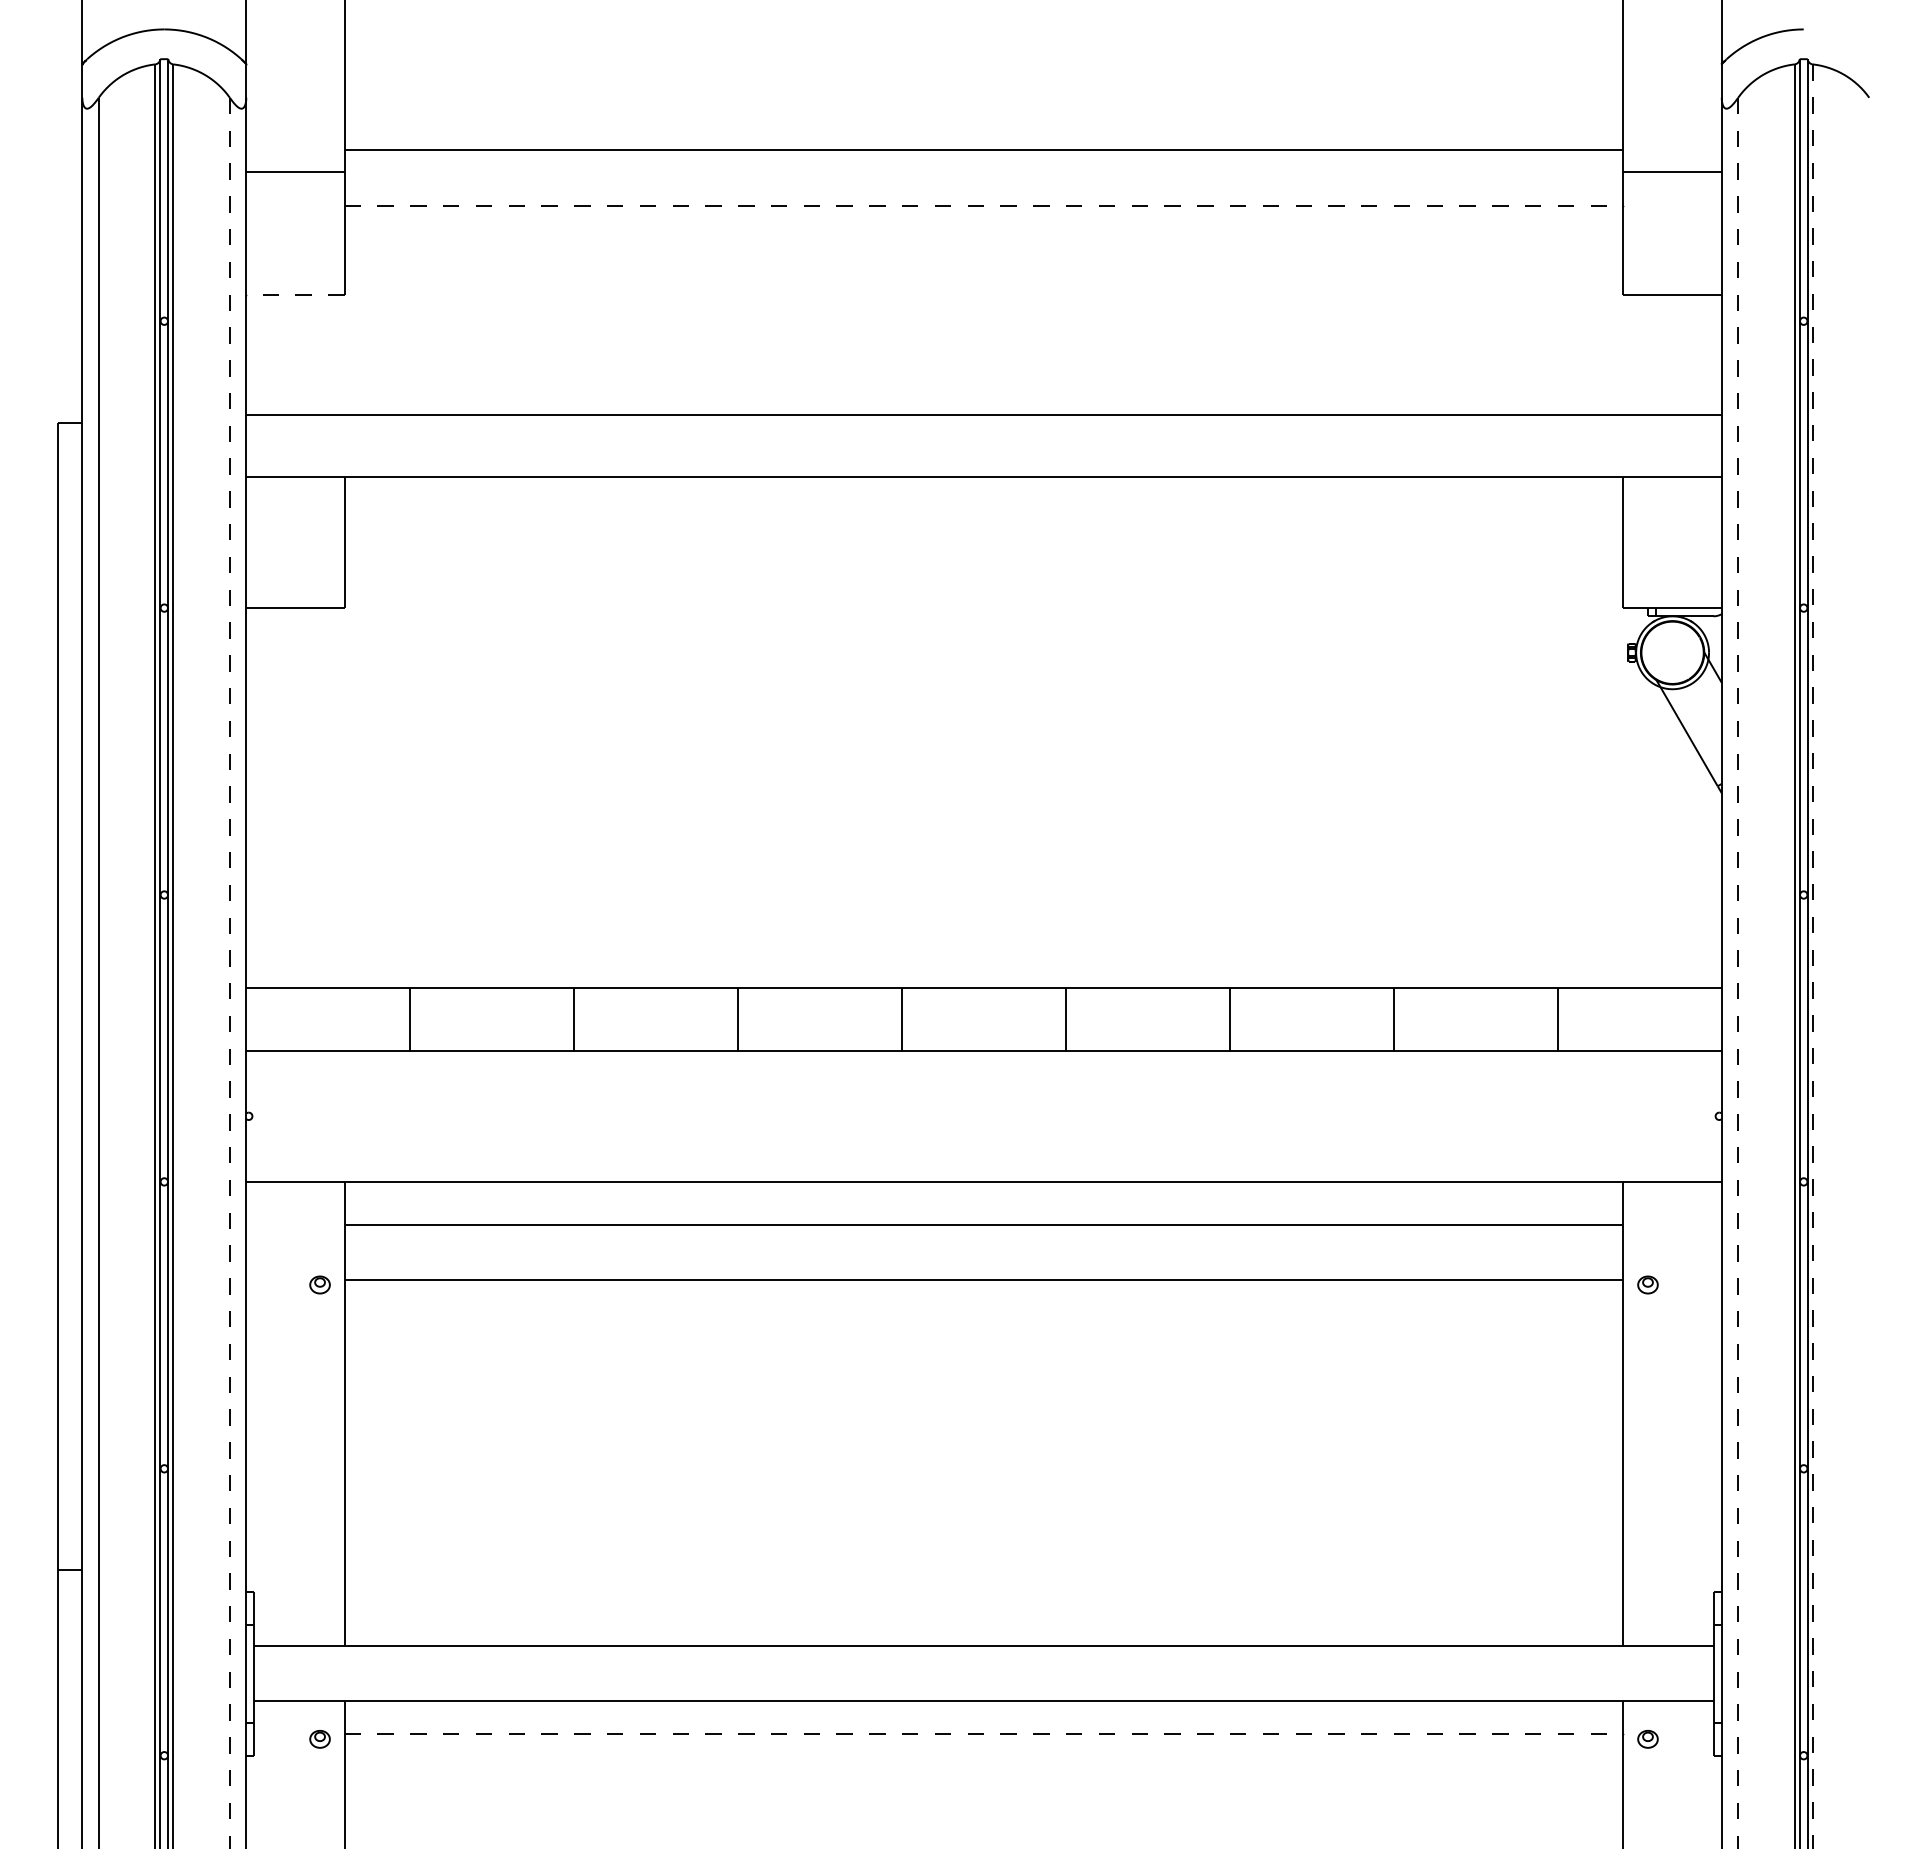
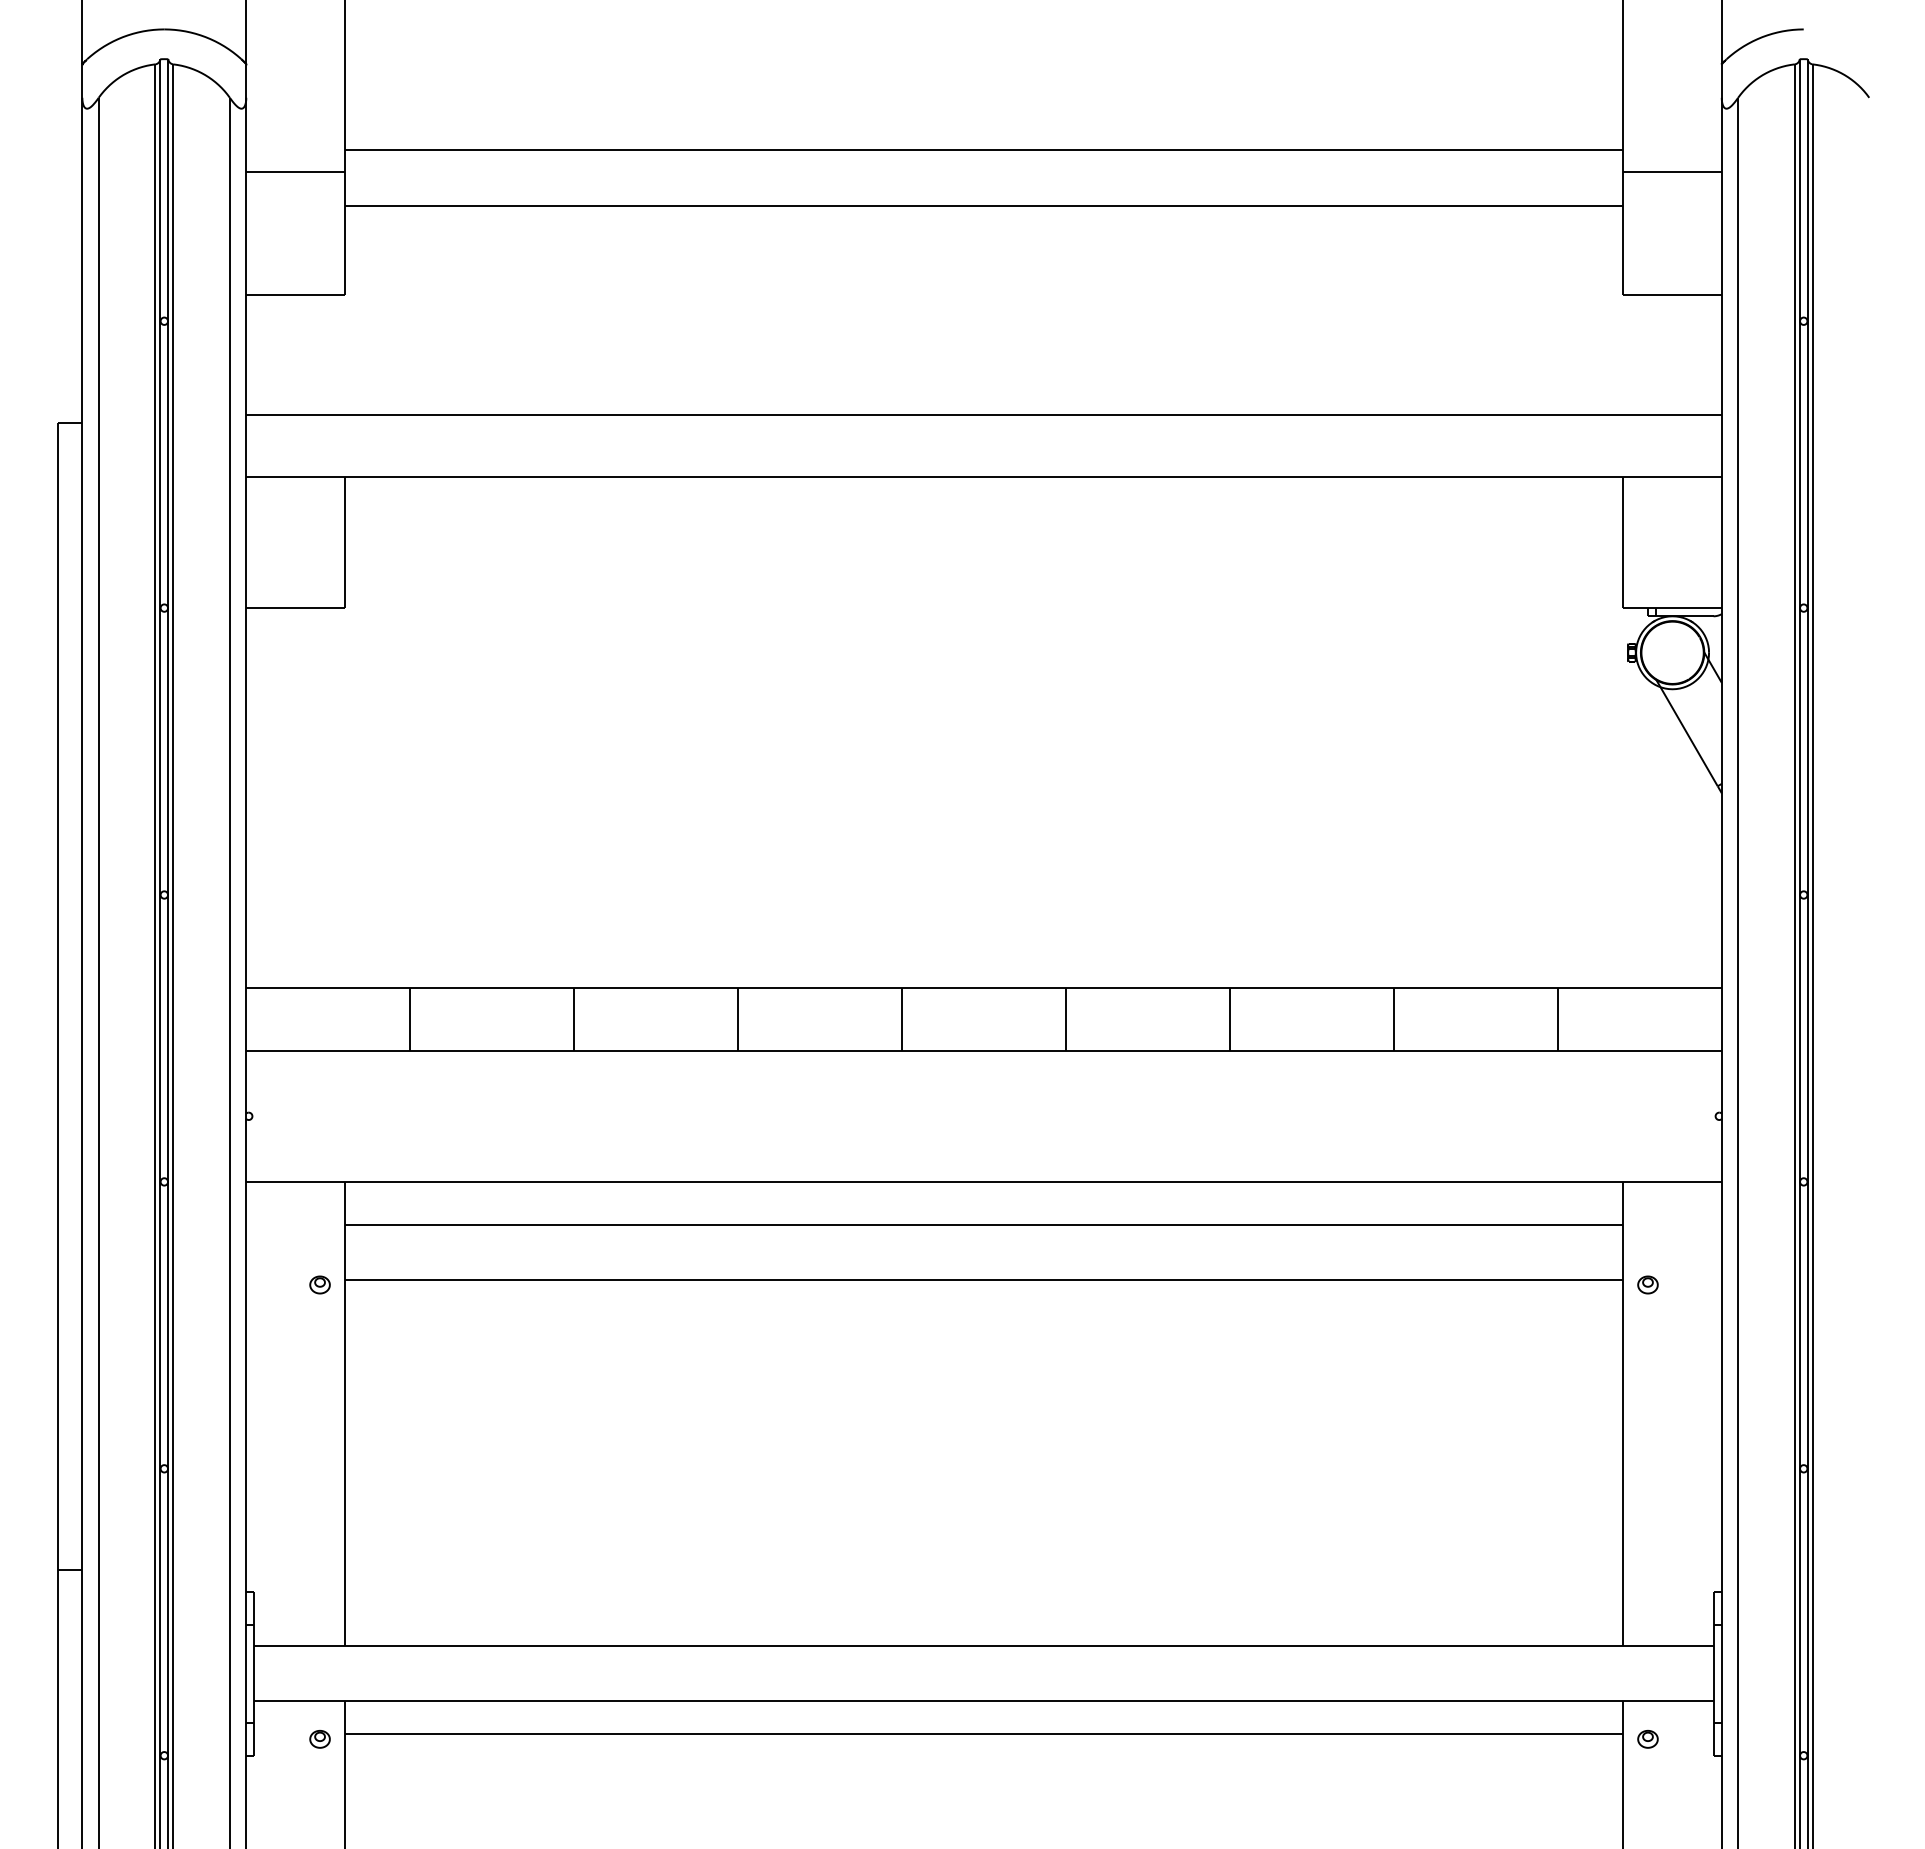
line: dashed -> solid (984, 205)
line: dashed -> solid (294, 295)
line: dashed -> solid (1812, 957)
line: dashed -> solid (229, 973)
line: dashed -> solid (1738, 973)
line: dashed -> solid (984, 1734)
